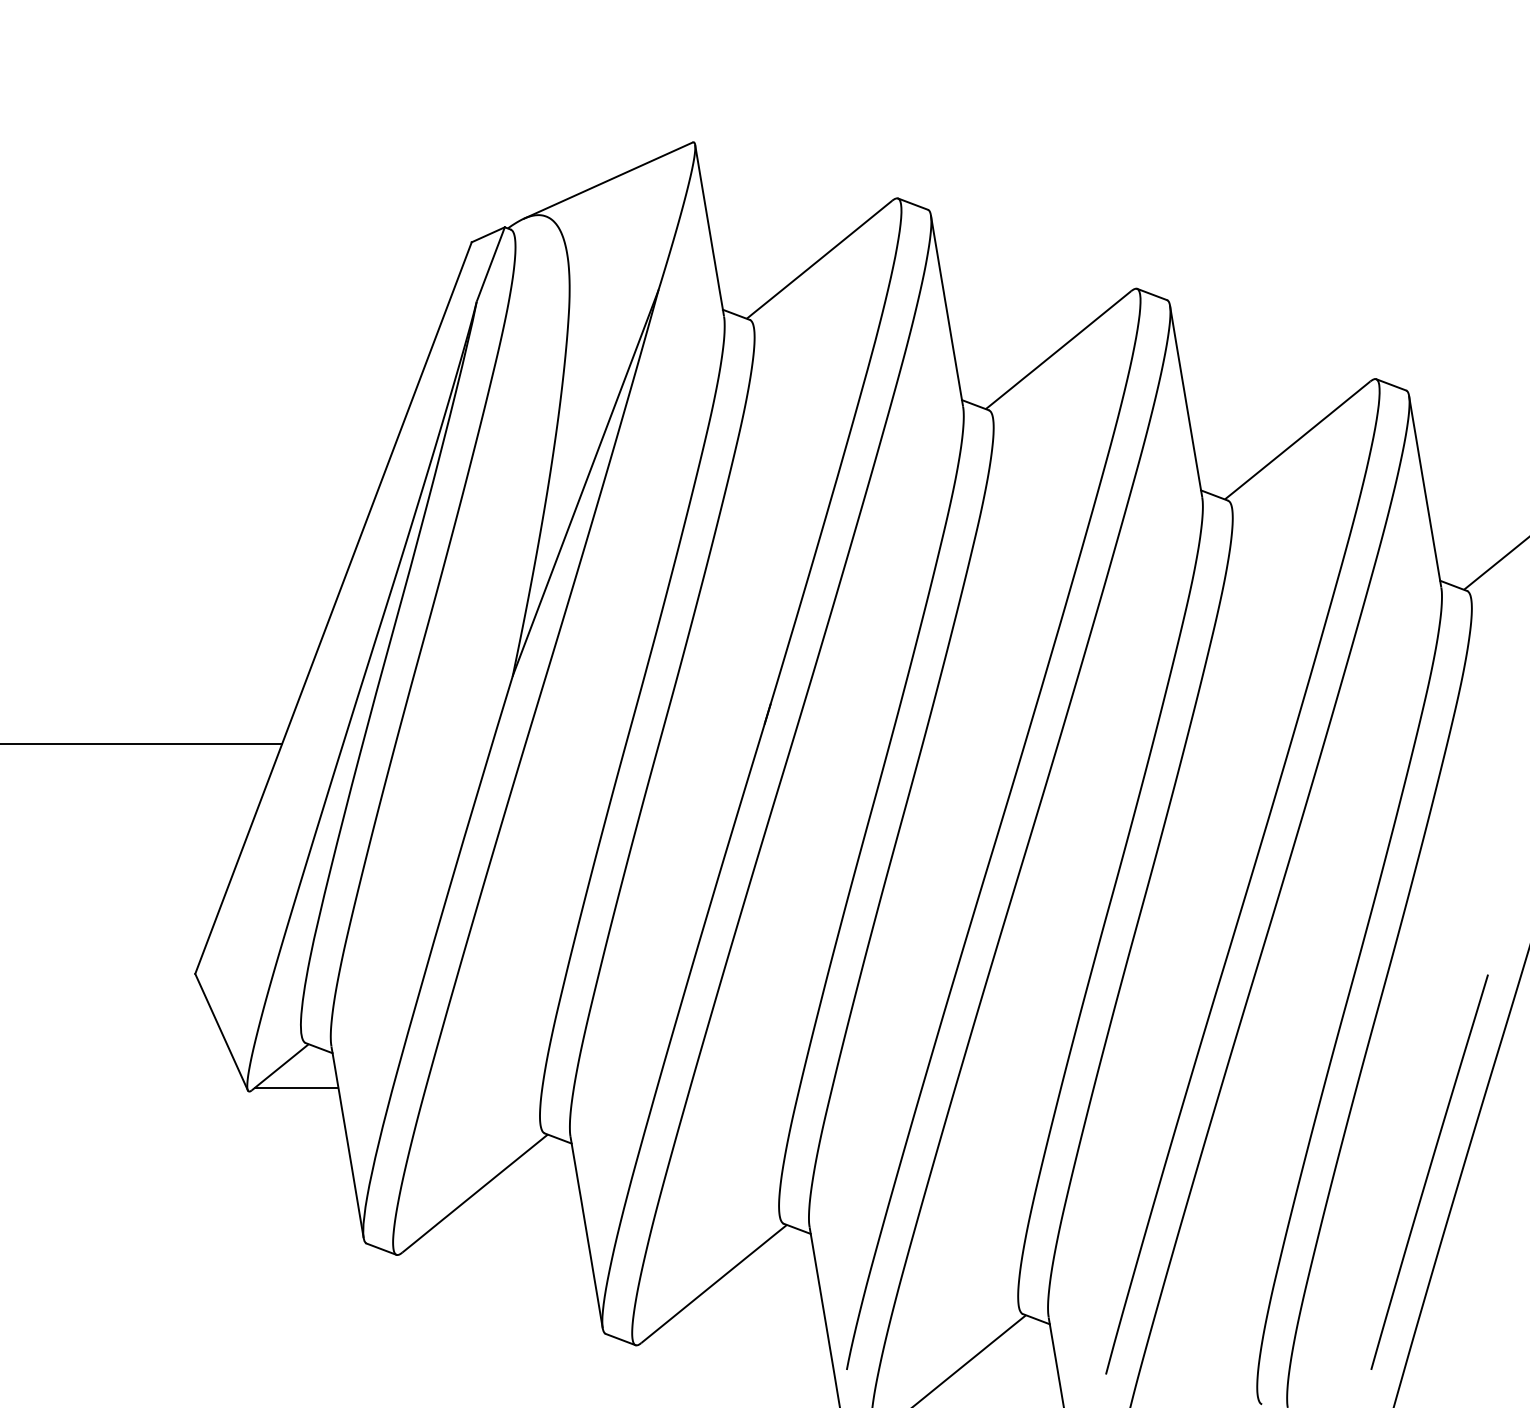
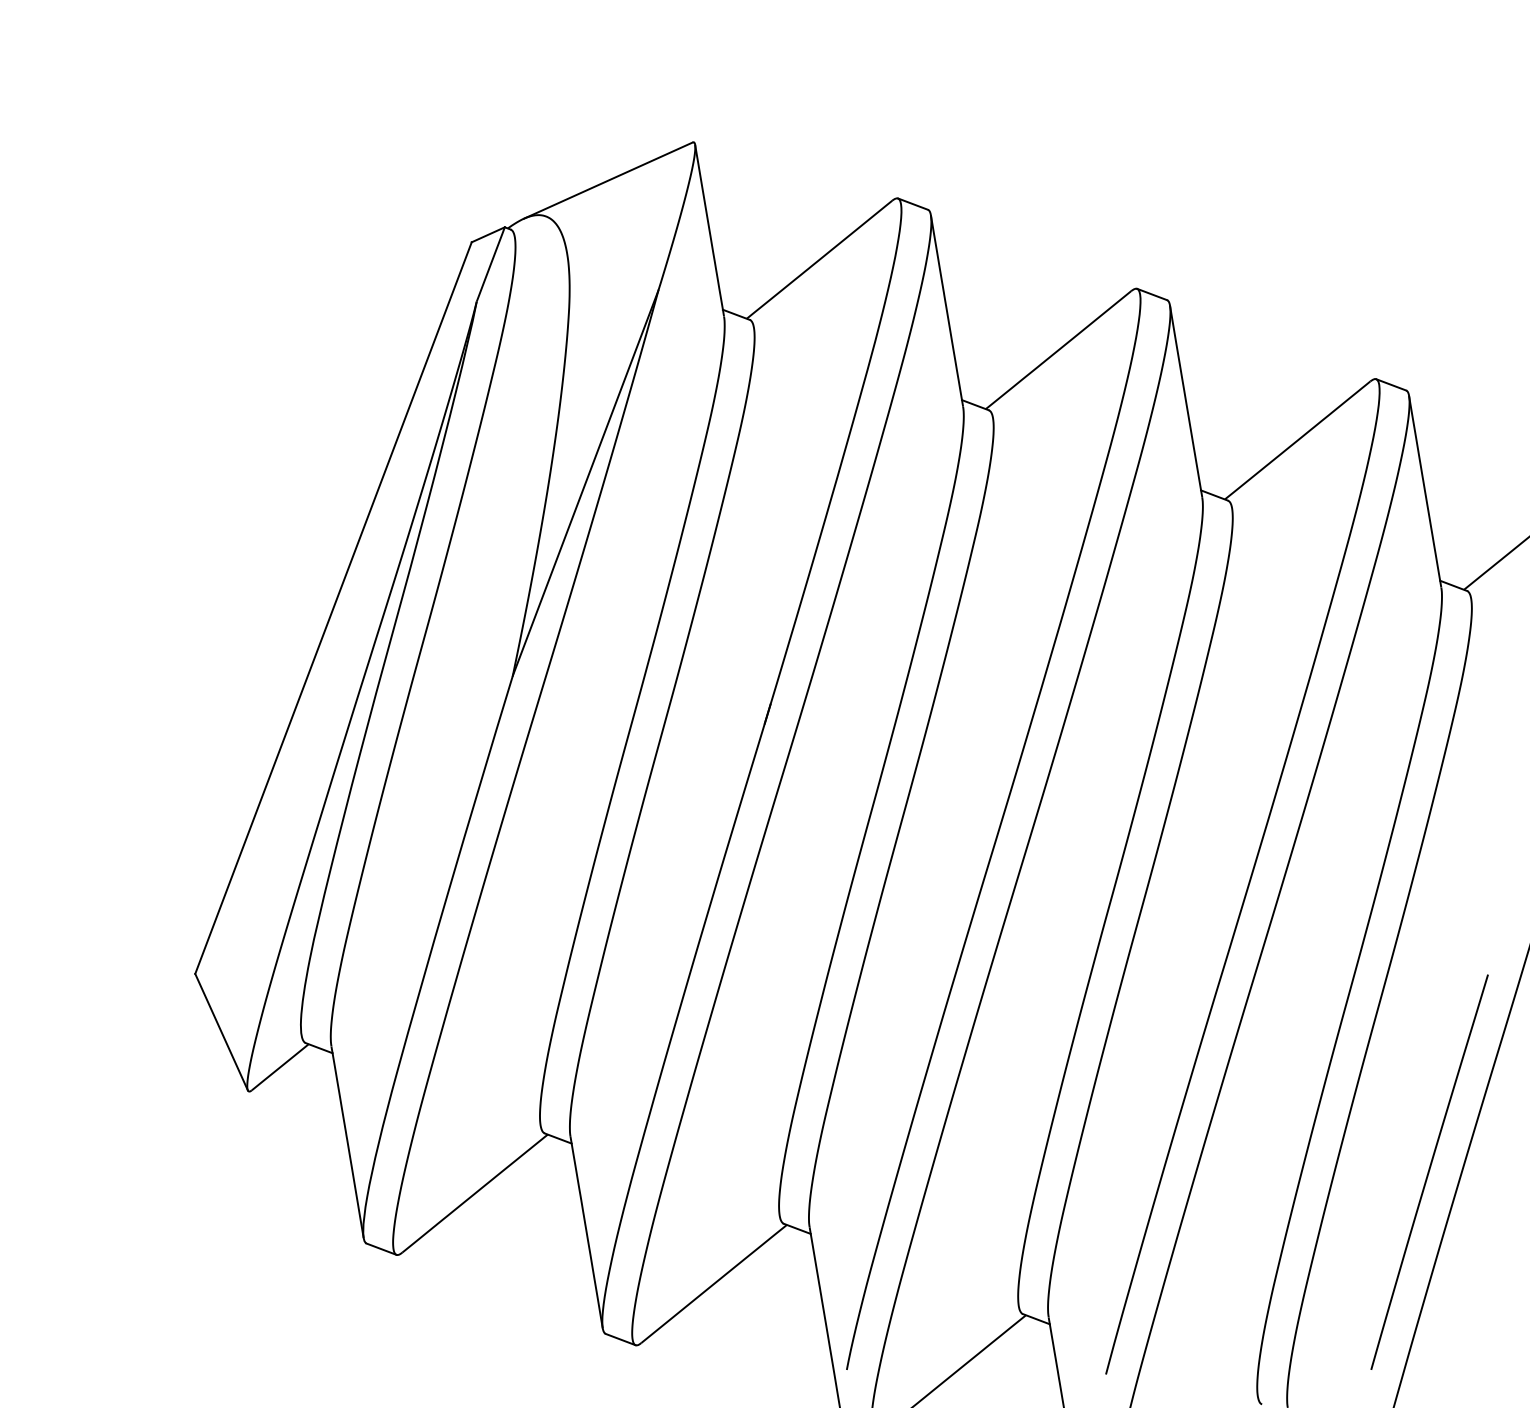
line: present -> none (142, 743)
line: present -> none (296, 1087)
